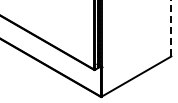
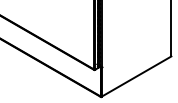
line: dashed -> solid (171, 28)
